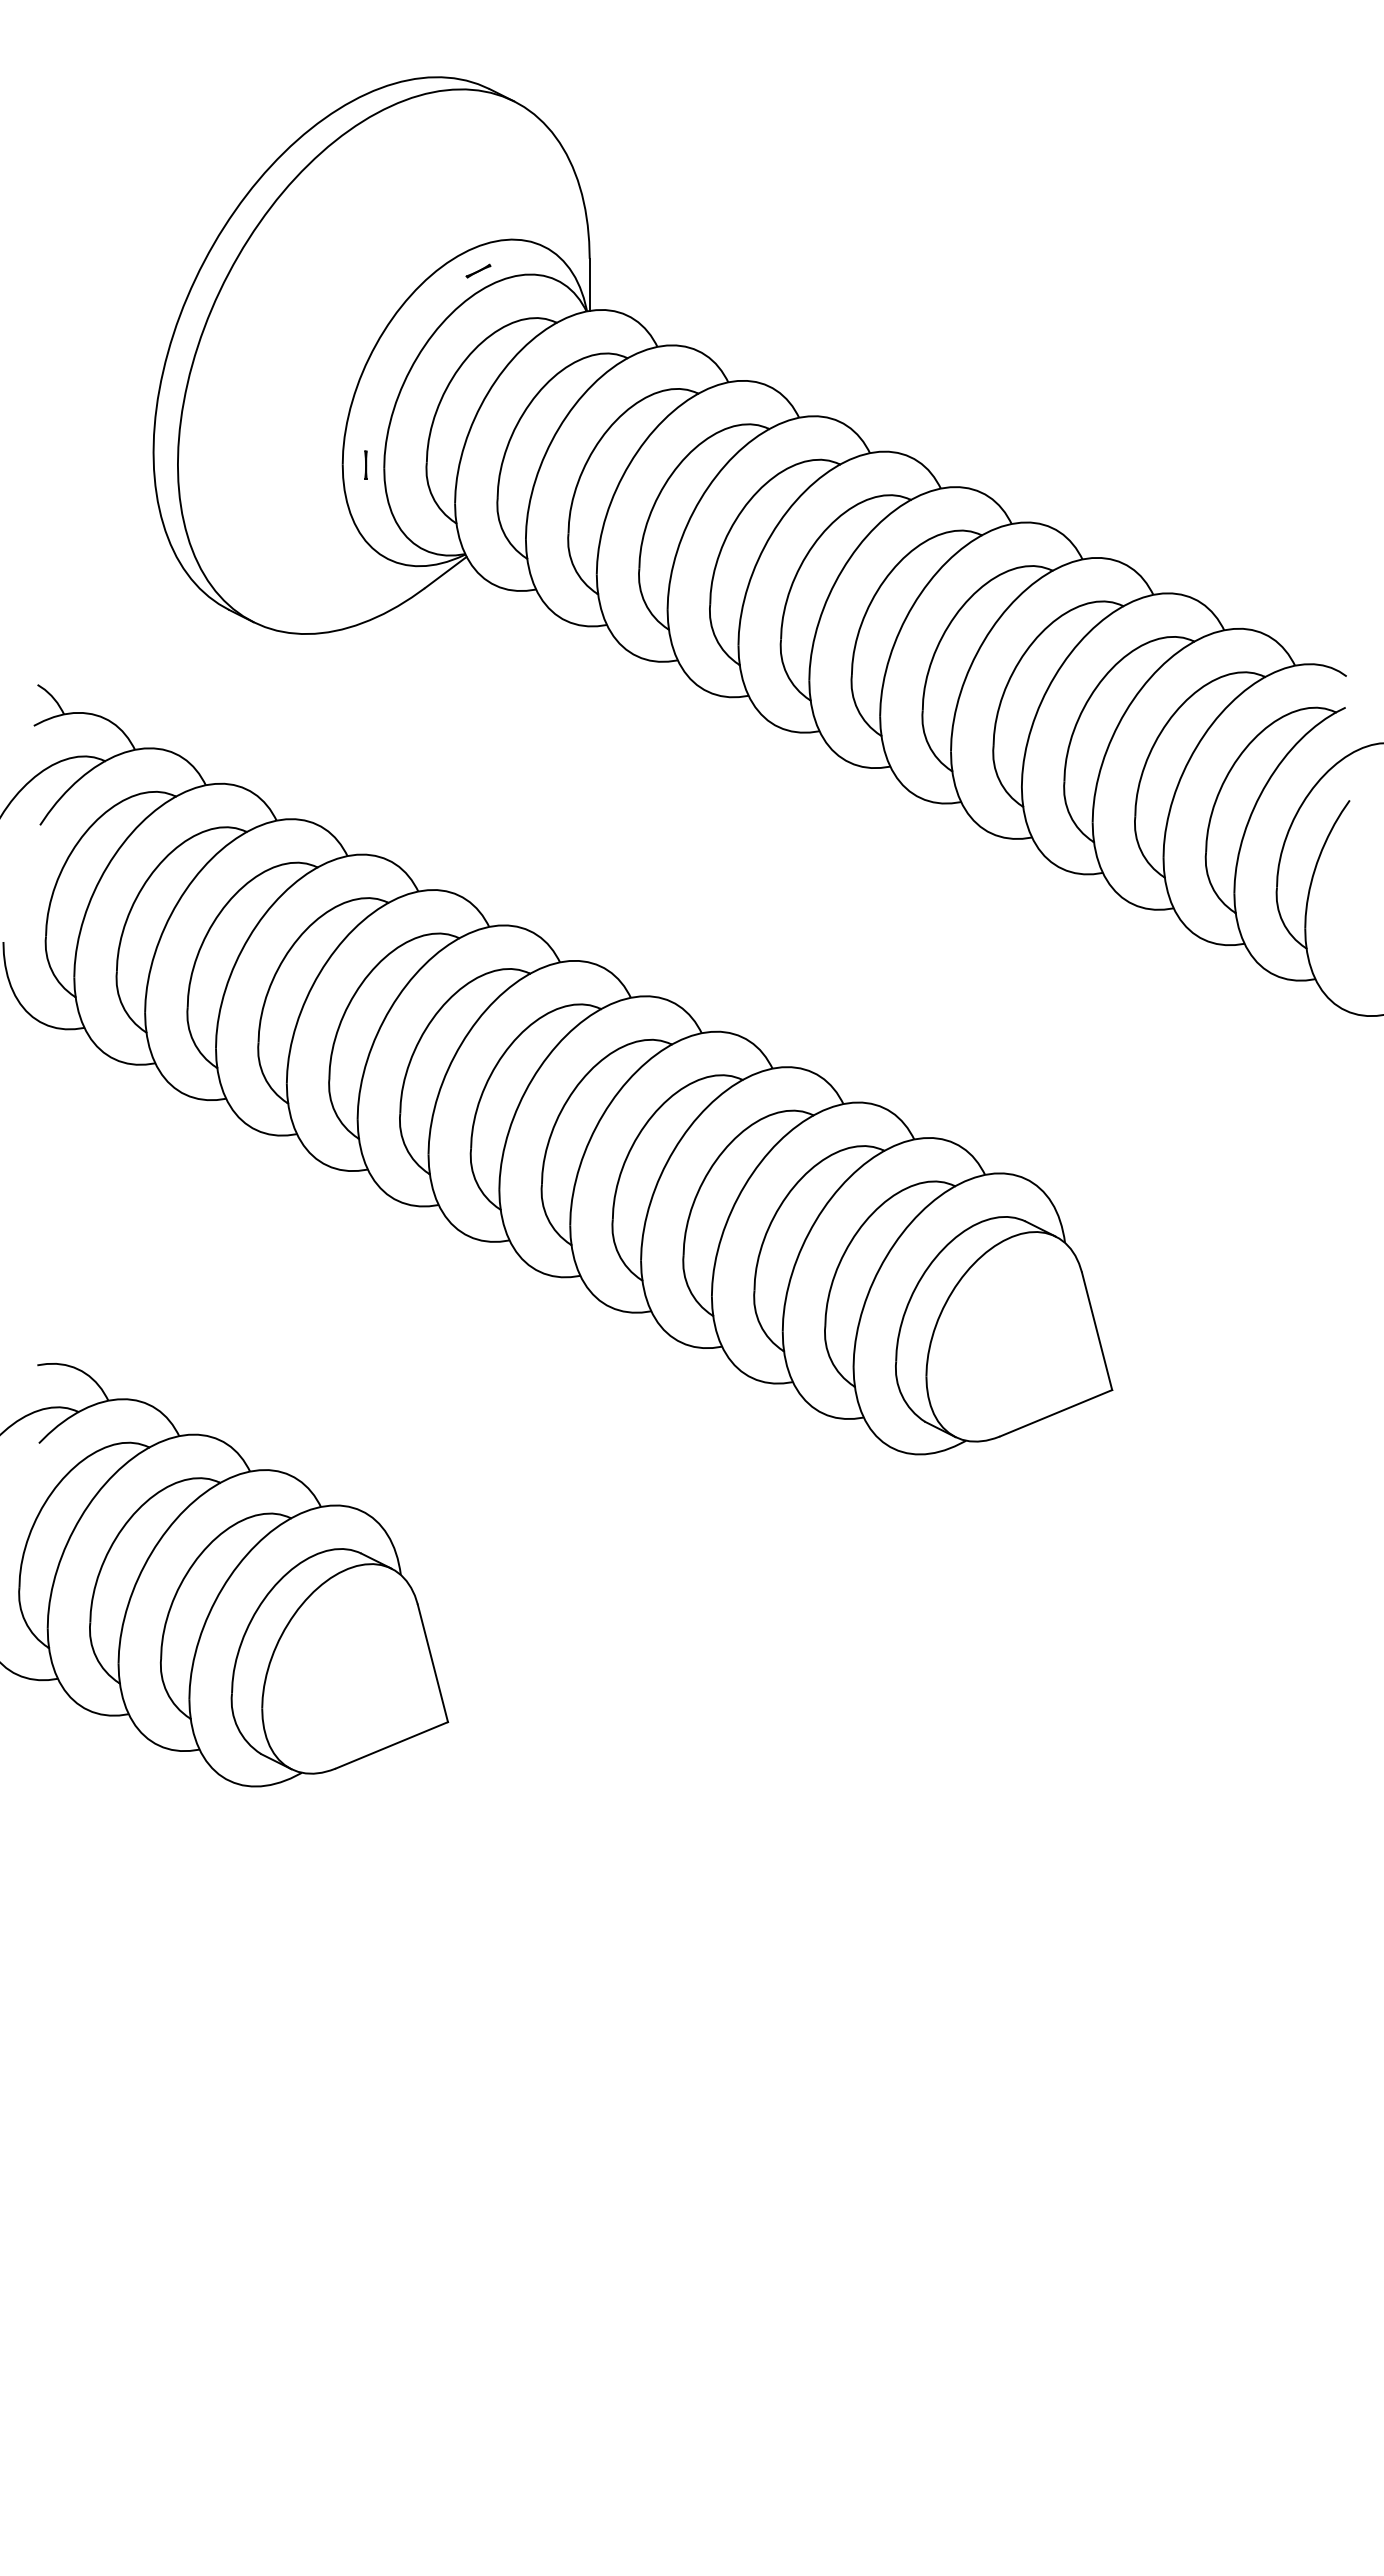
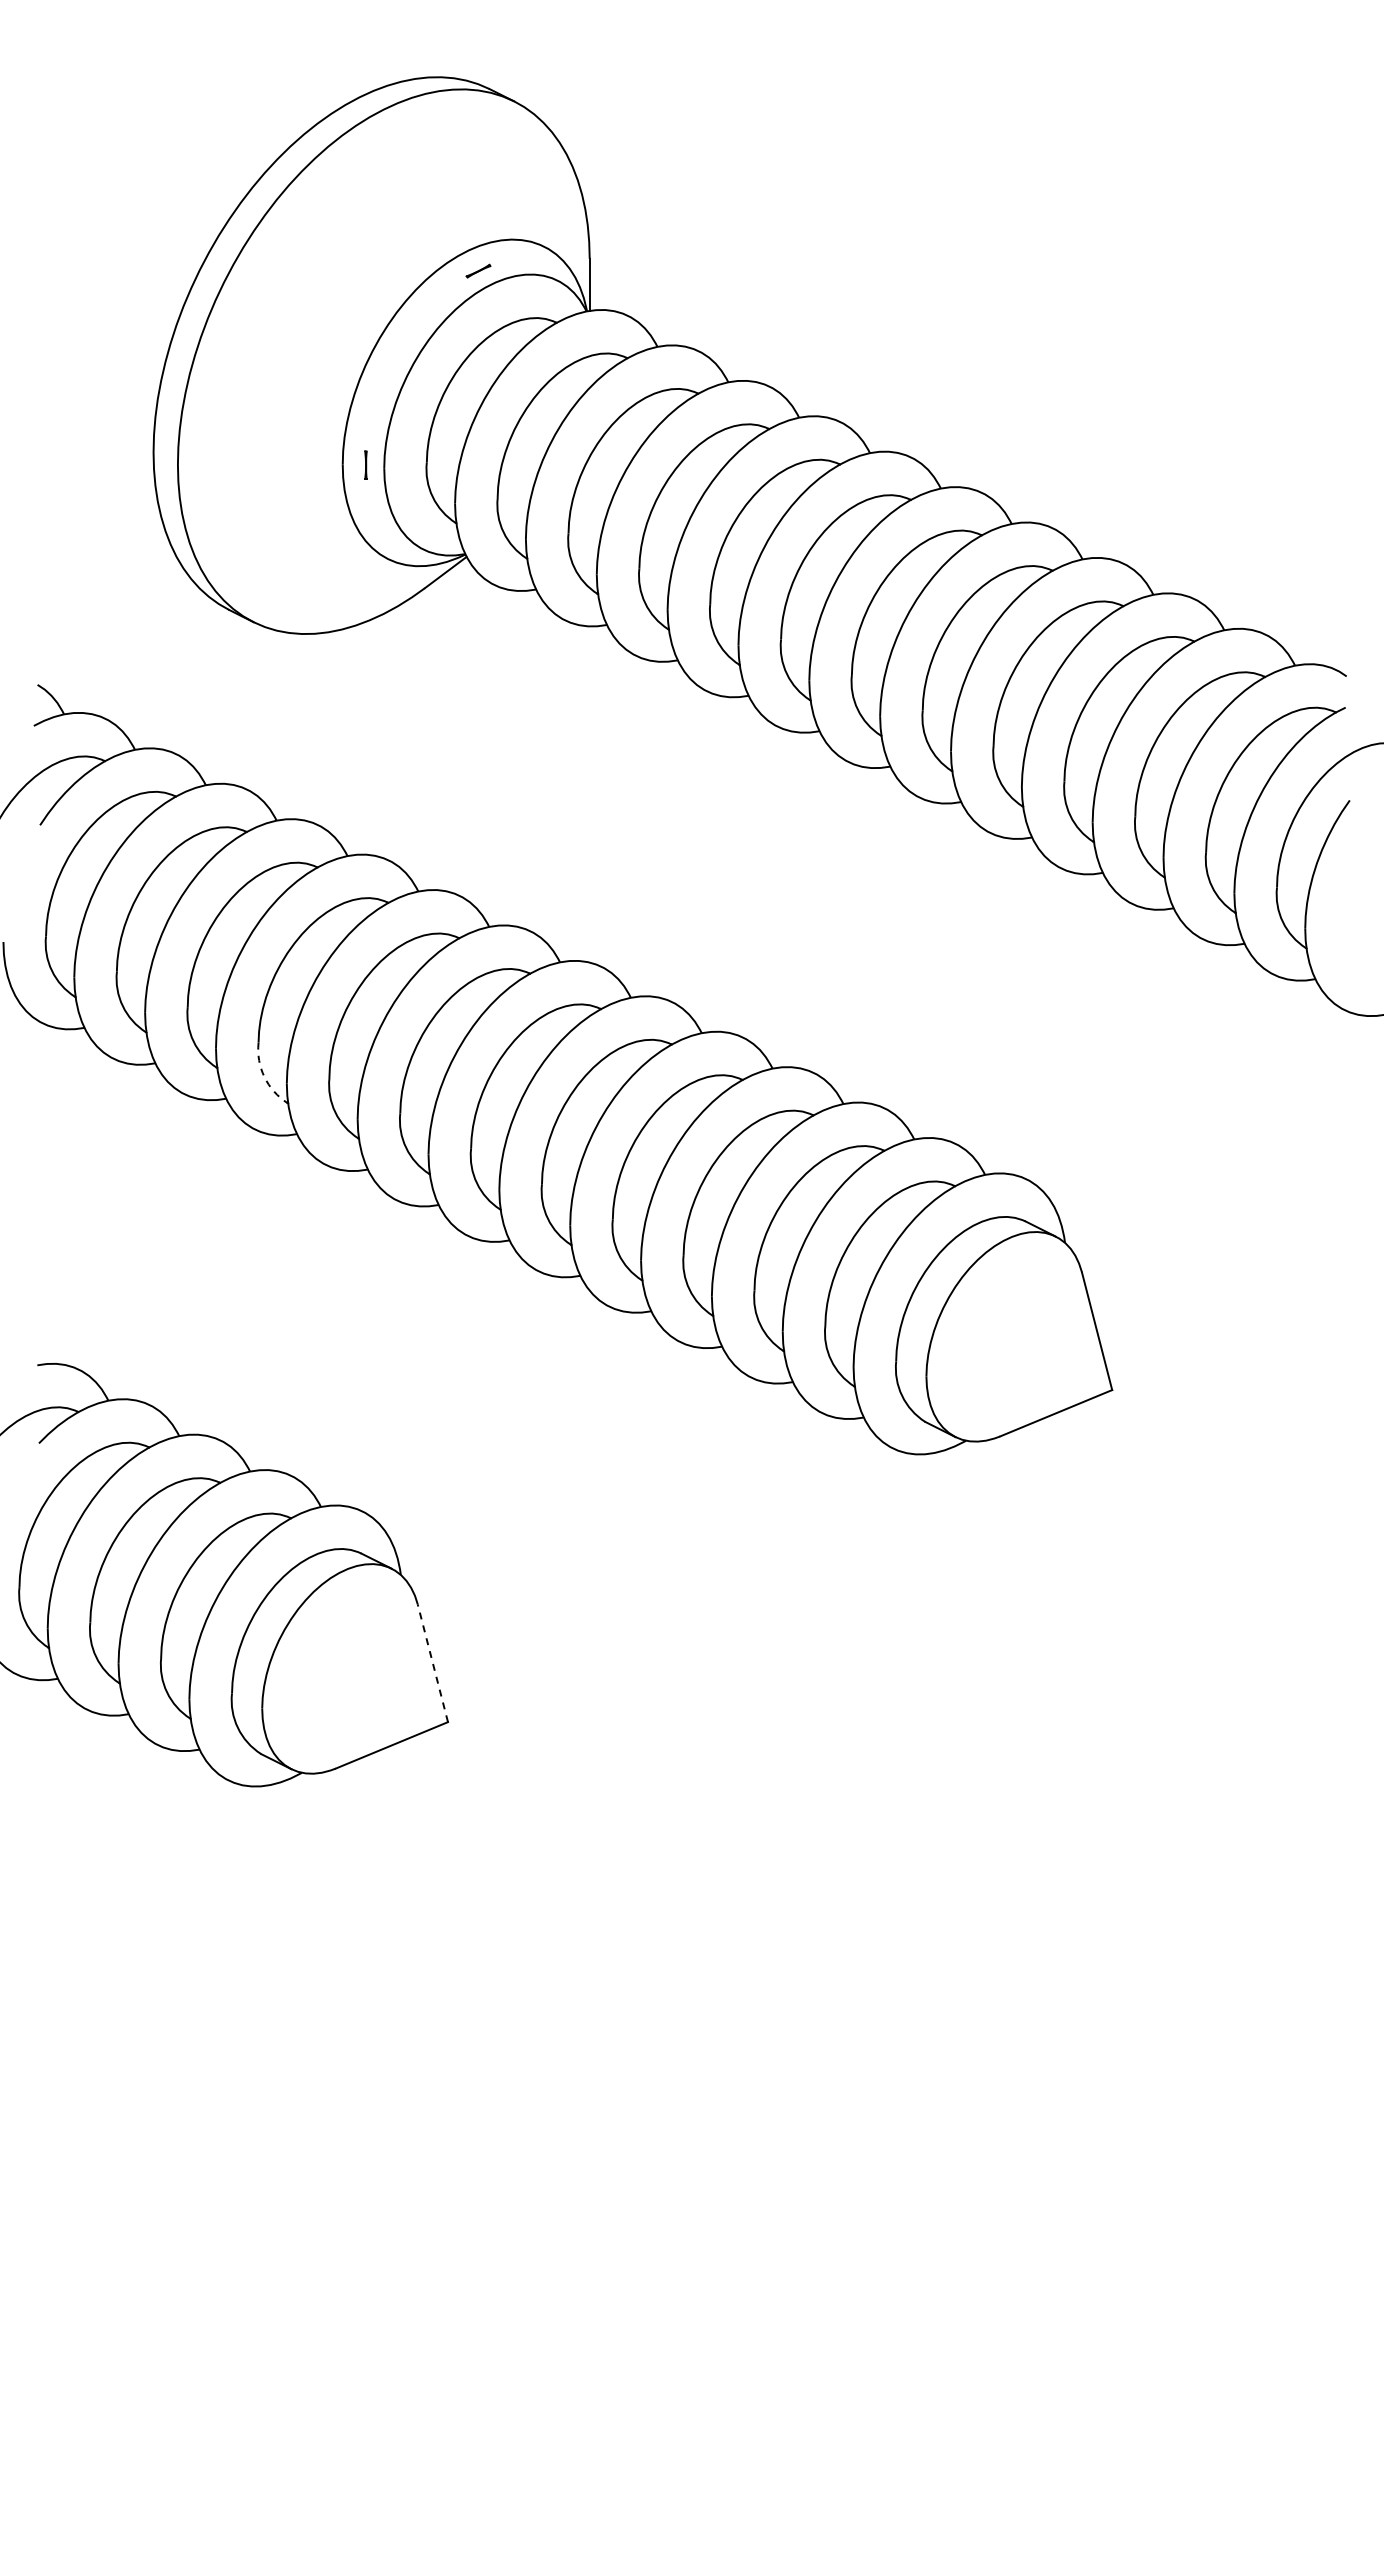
arc: solid -> dashed (264, 1077)
line: solid -> dashed (432, 1663)
